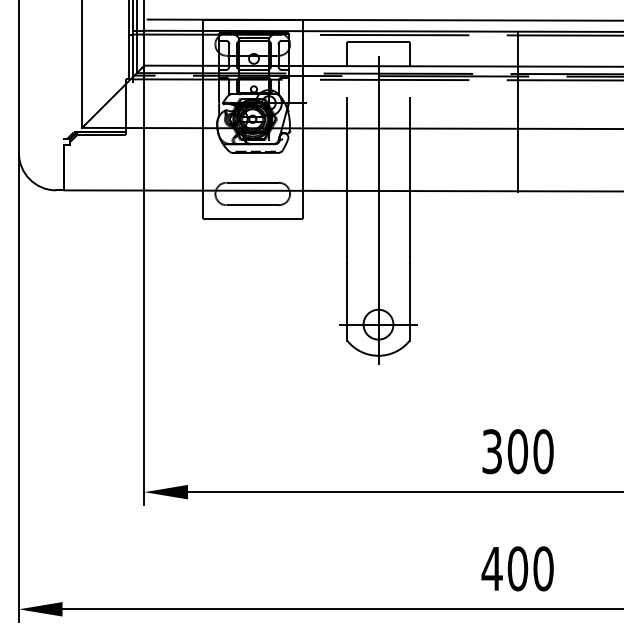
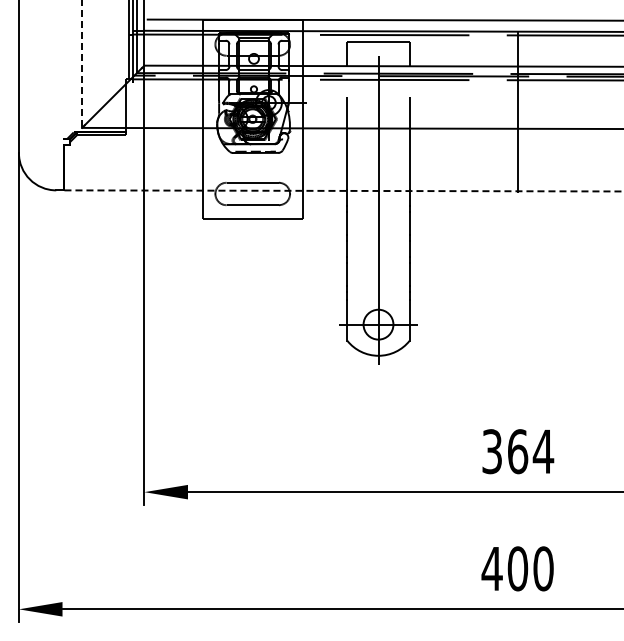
line: solid -> dashed (82, 63)
line: solid -> dashed (344, 190)
text: 300 -> 364 (530, 451)
